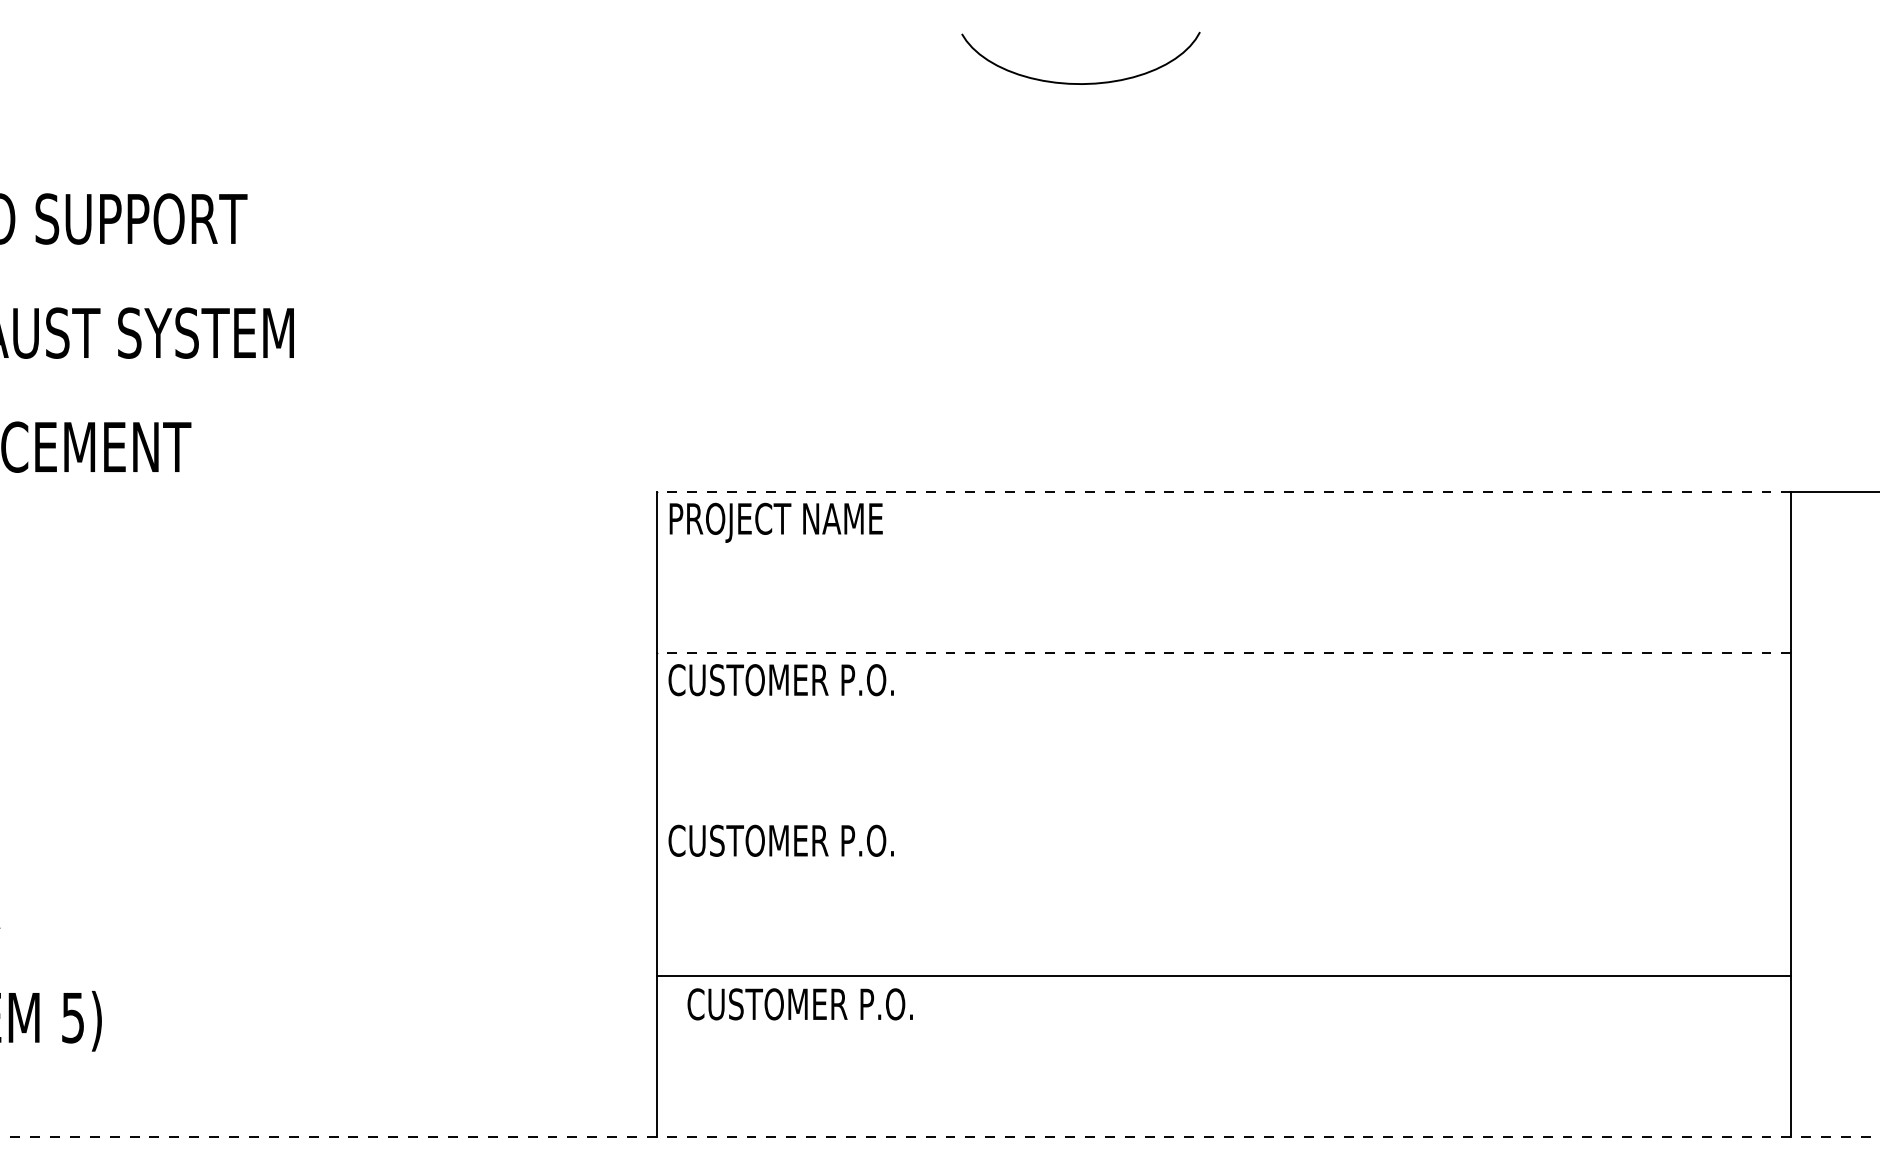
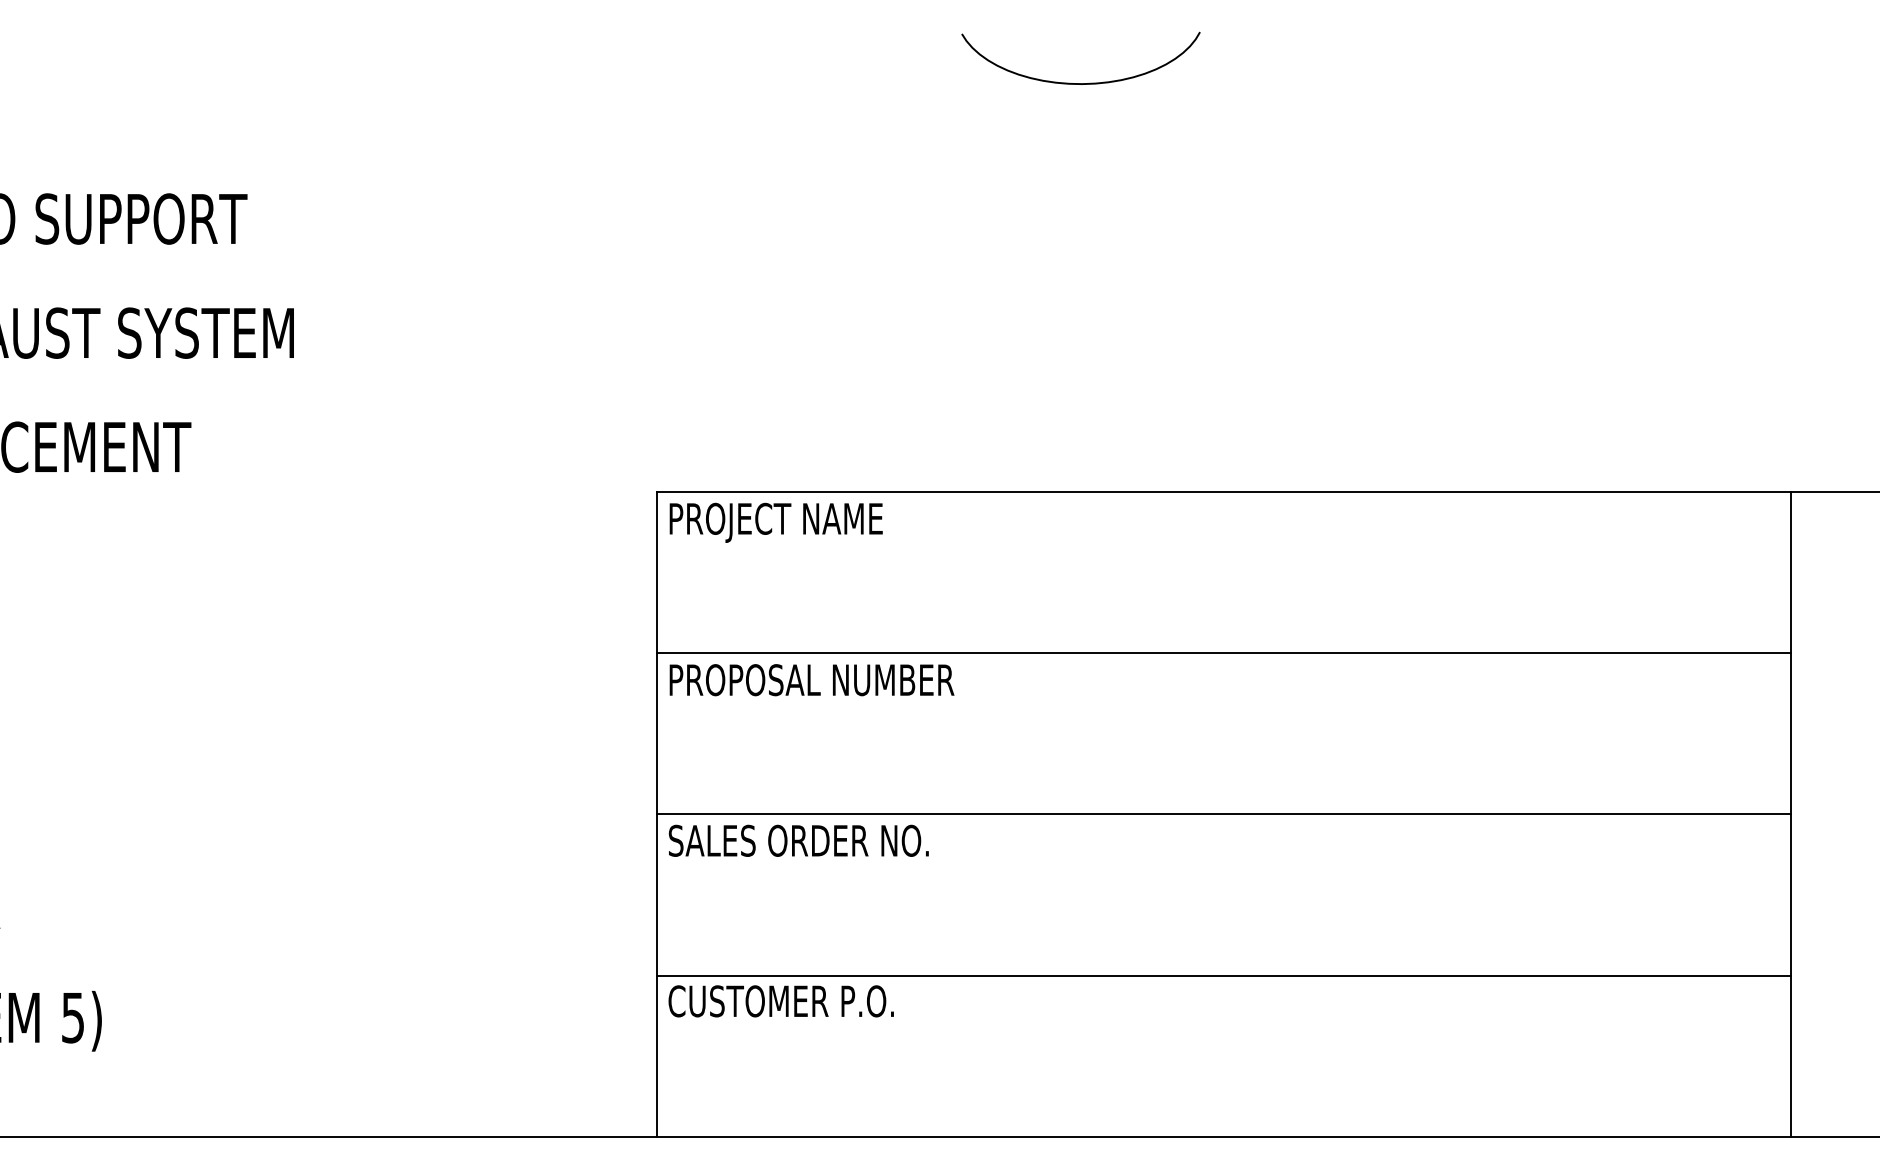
line: dashed -> solid (1223, 492)
line: dashed -> solid (1223, 653)
text: CUSTOMER P.O. -> PROPOSAL NUMBER (811, 680)
line: none -> present (1223, 814)
text: CUSTOMER P.O. -> SALES ORDER NO. (798, 840)
text position: (799, 1004) -> (780, 1001) (780, 1001)
line: dashed -> solid (939, 1136)
